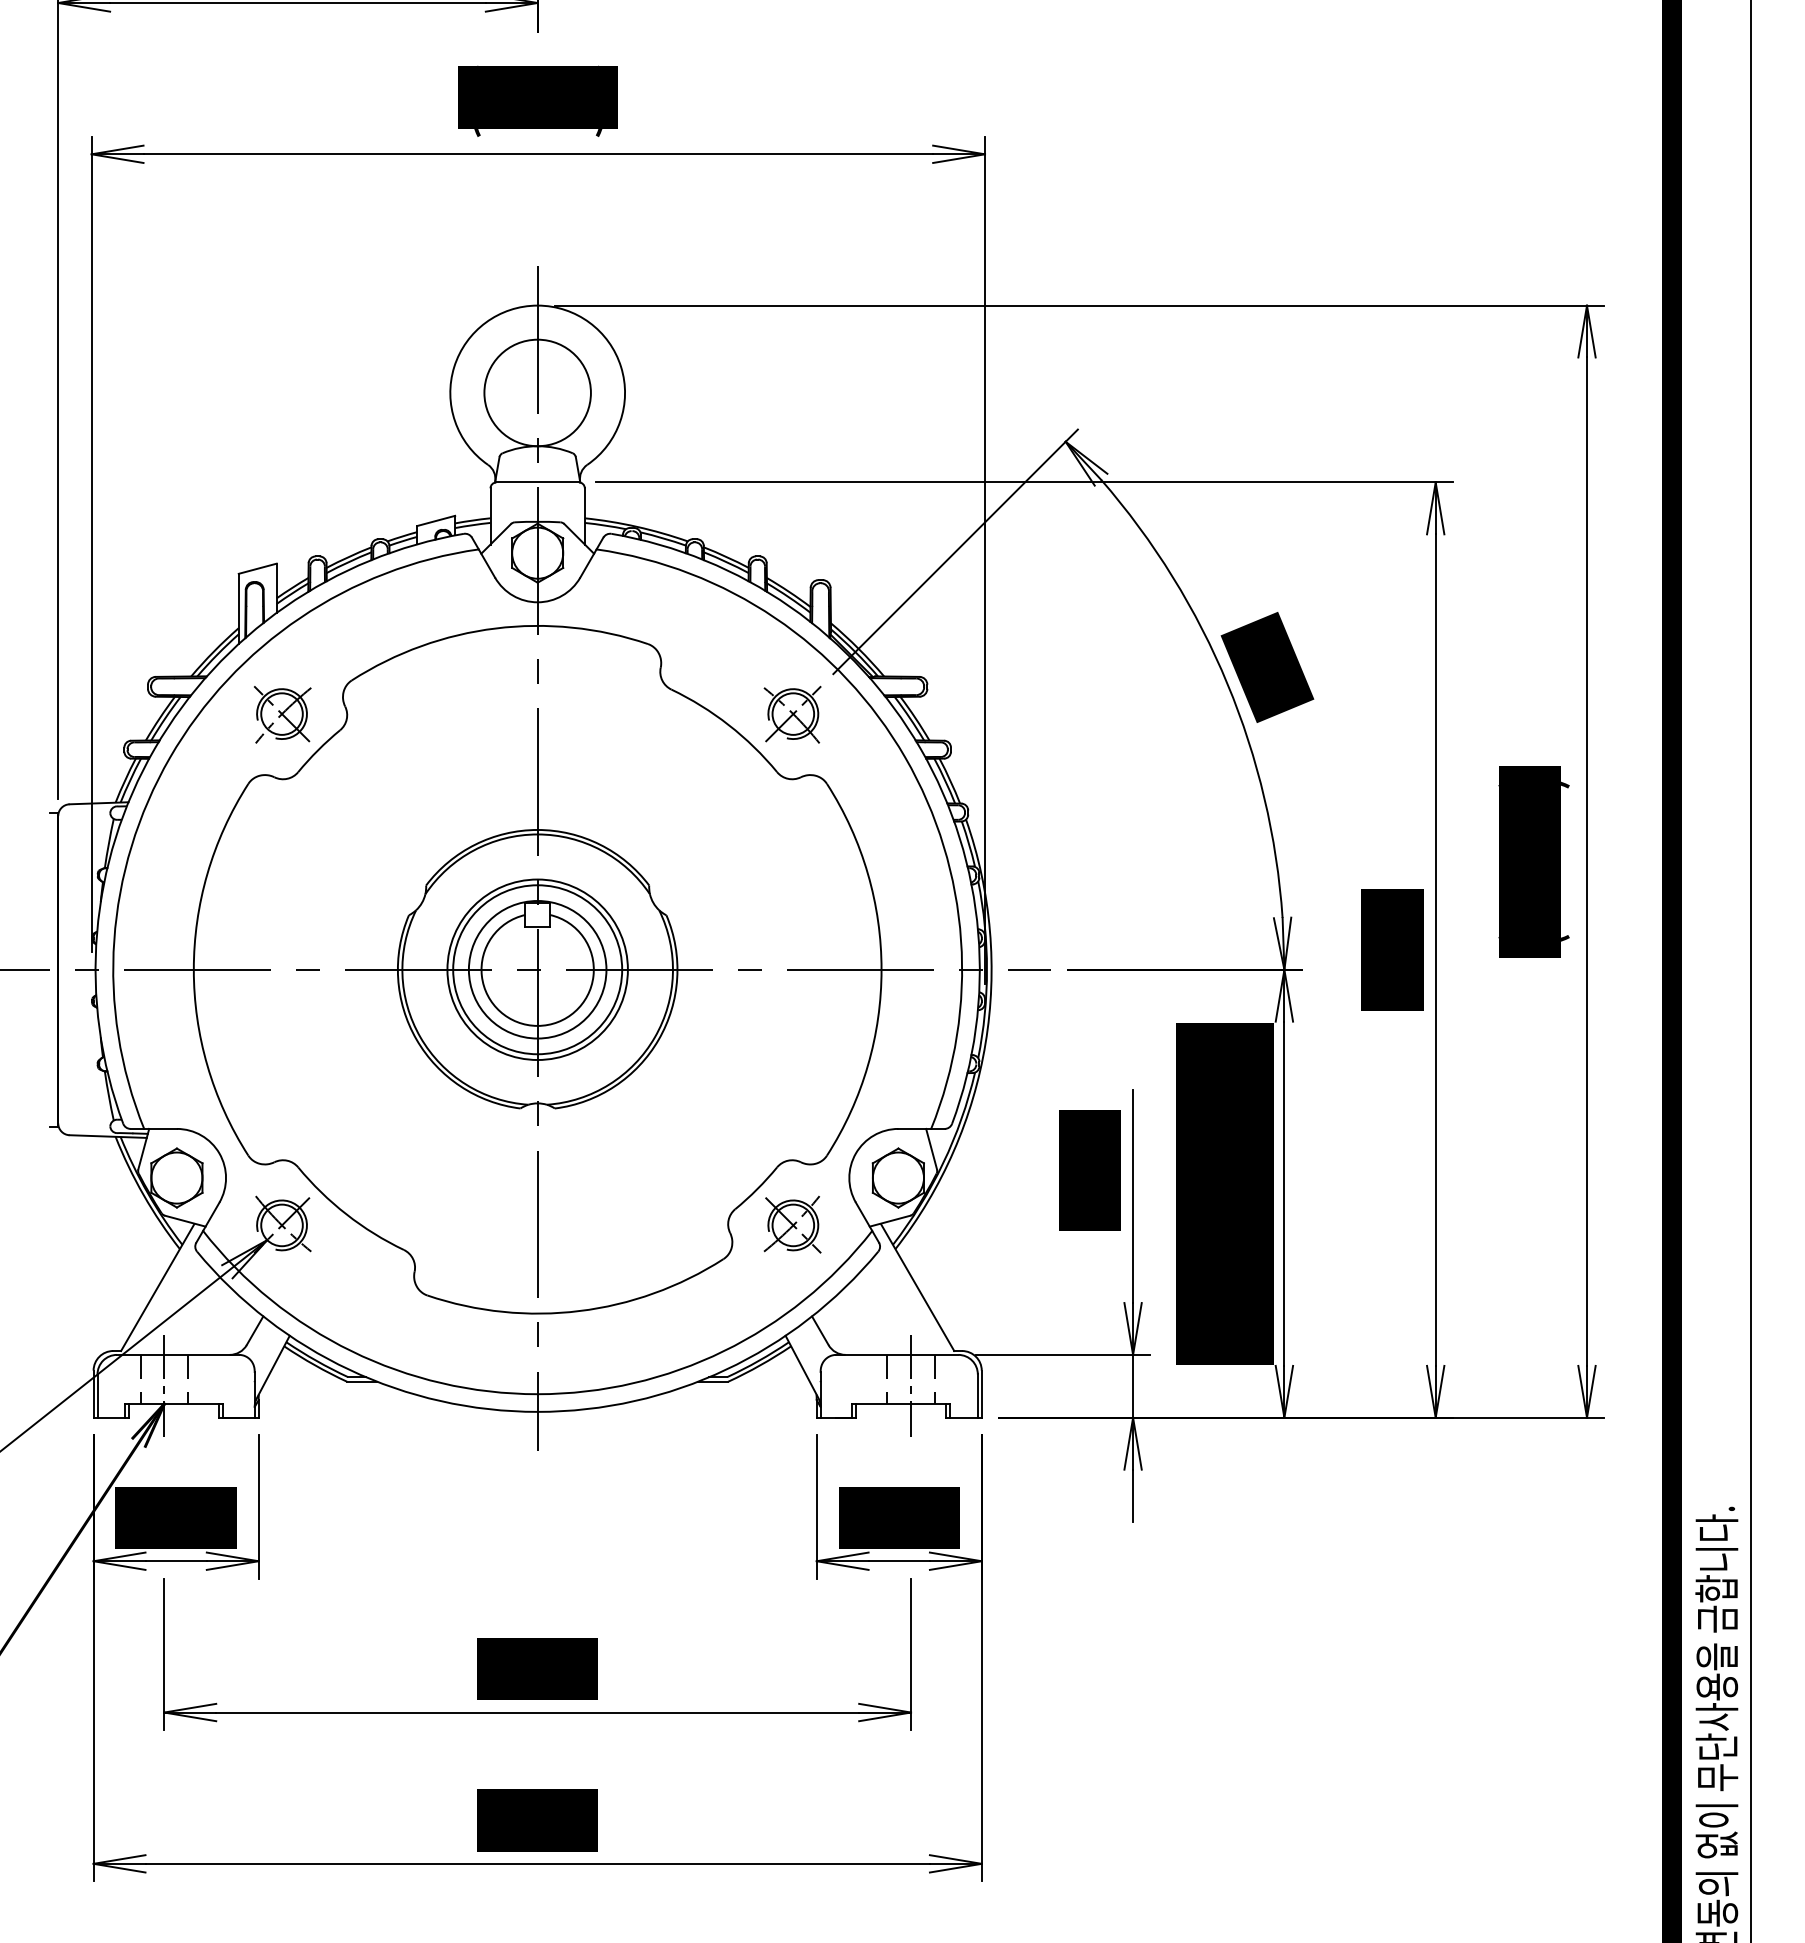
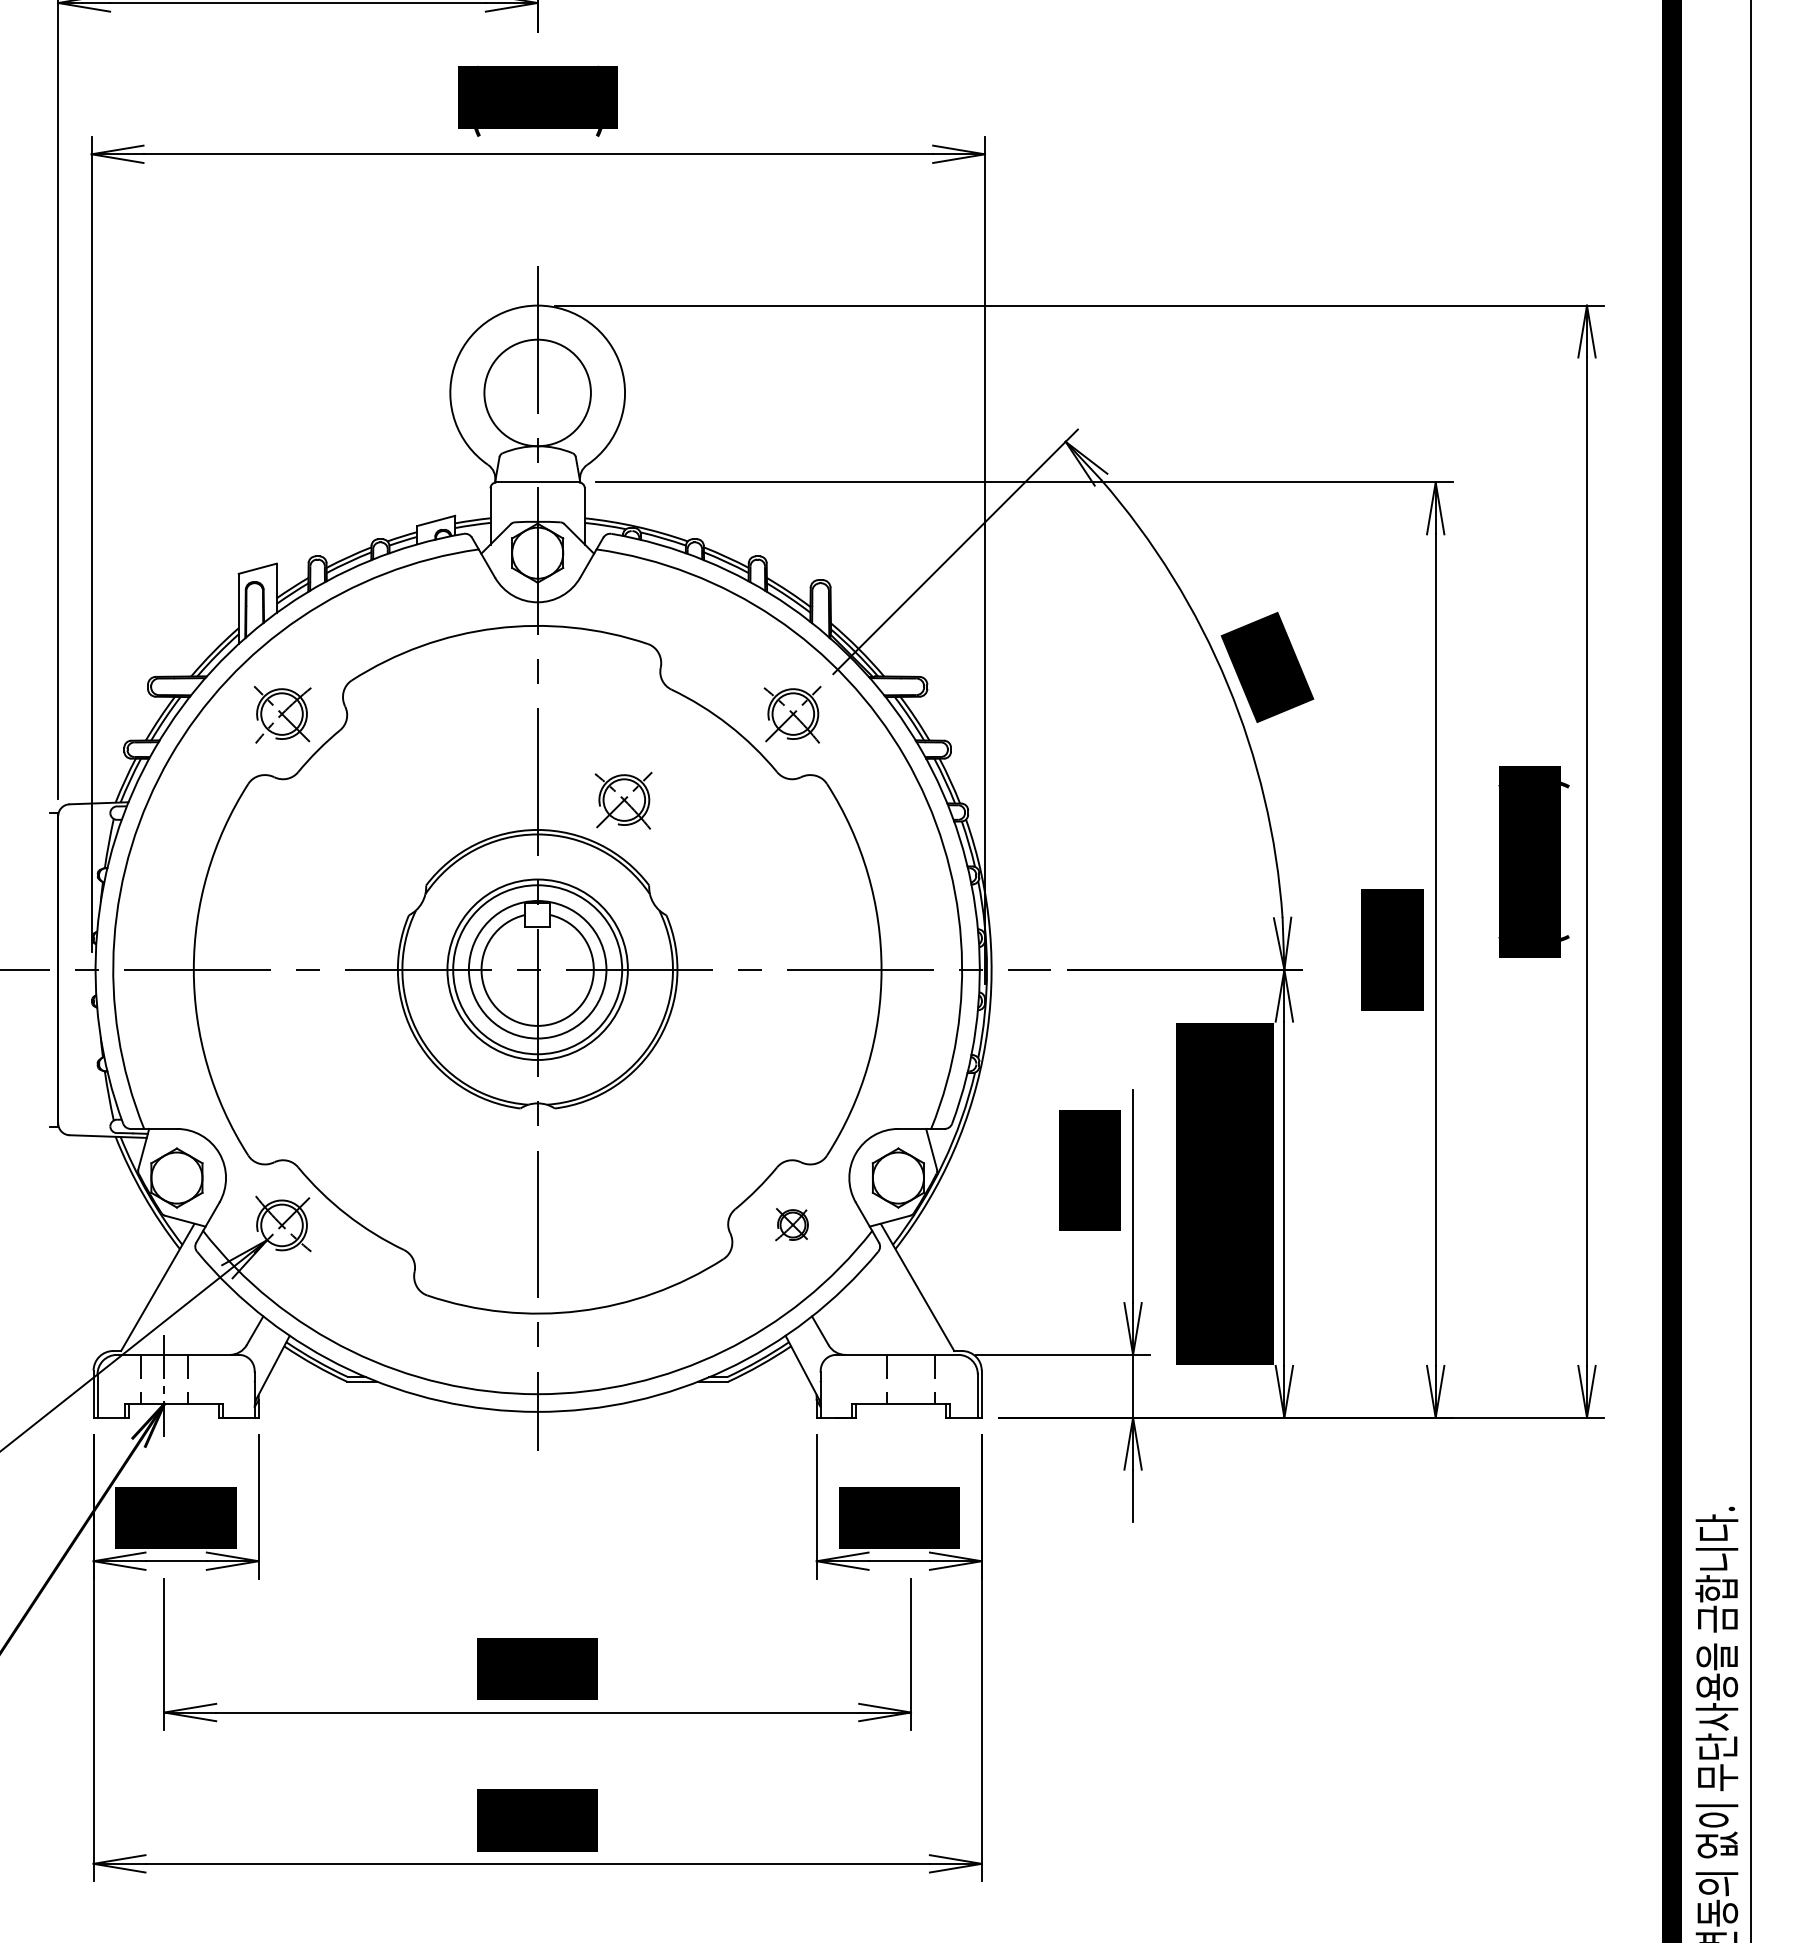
part: none -> present (623, 800)
part size: 59x59 px -> 34x34 px (791, 1224)
line: present -> none (911, 1385)
